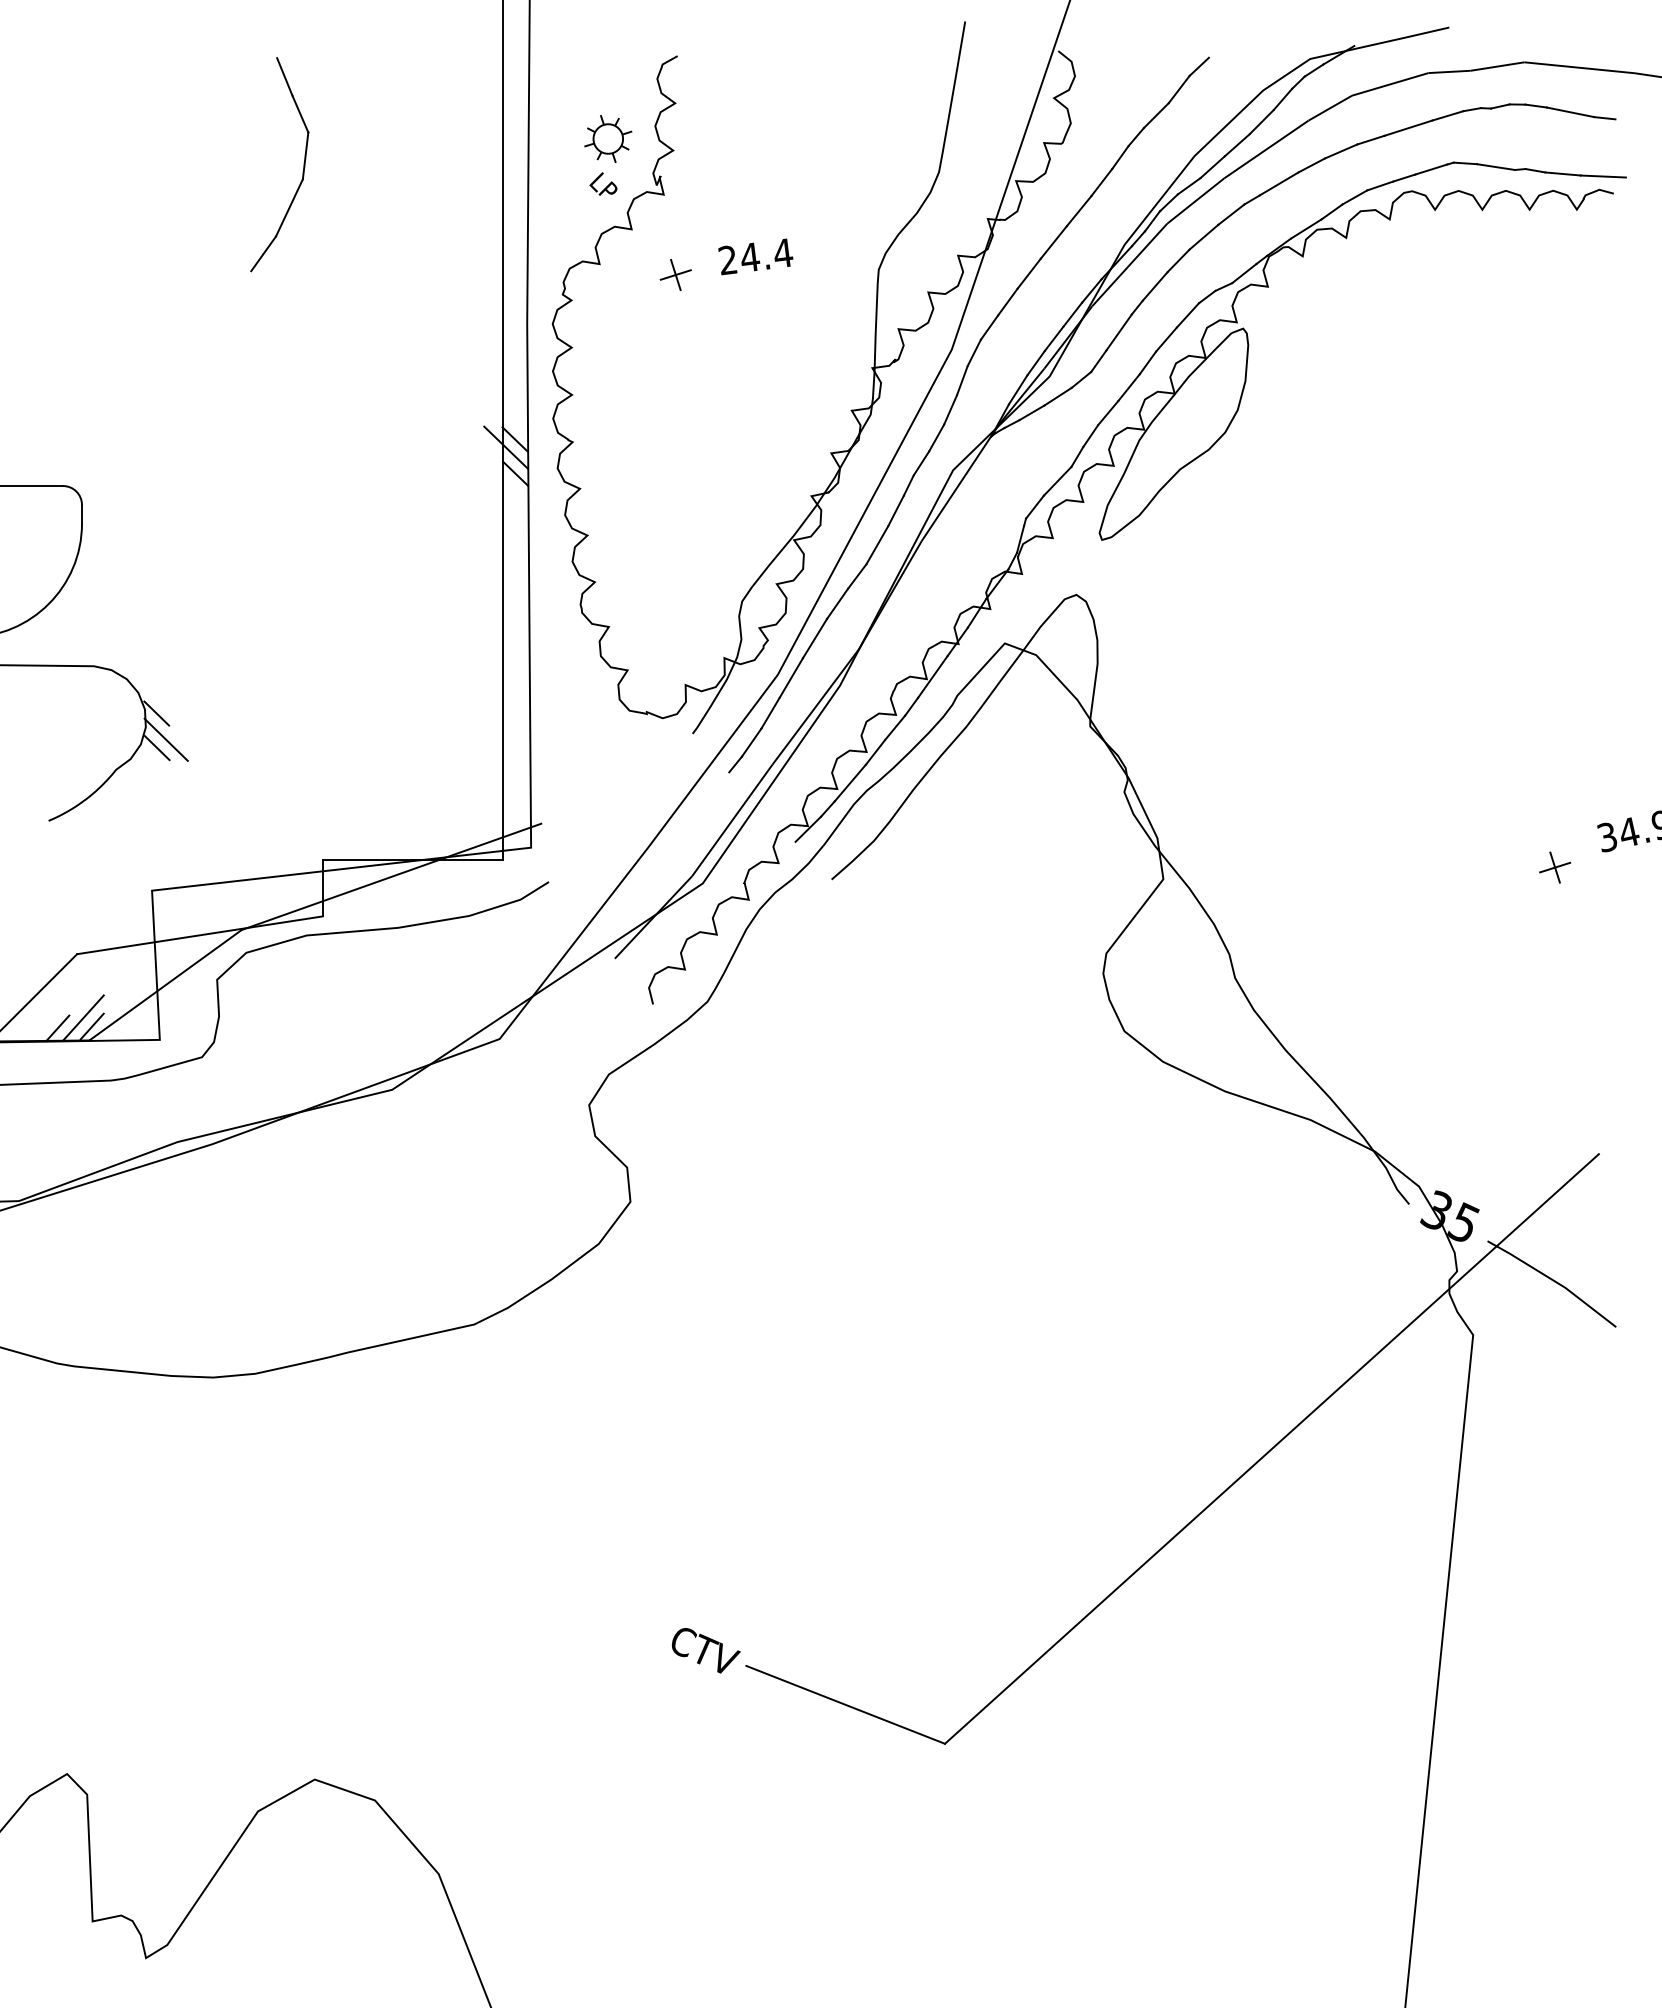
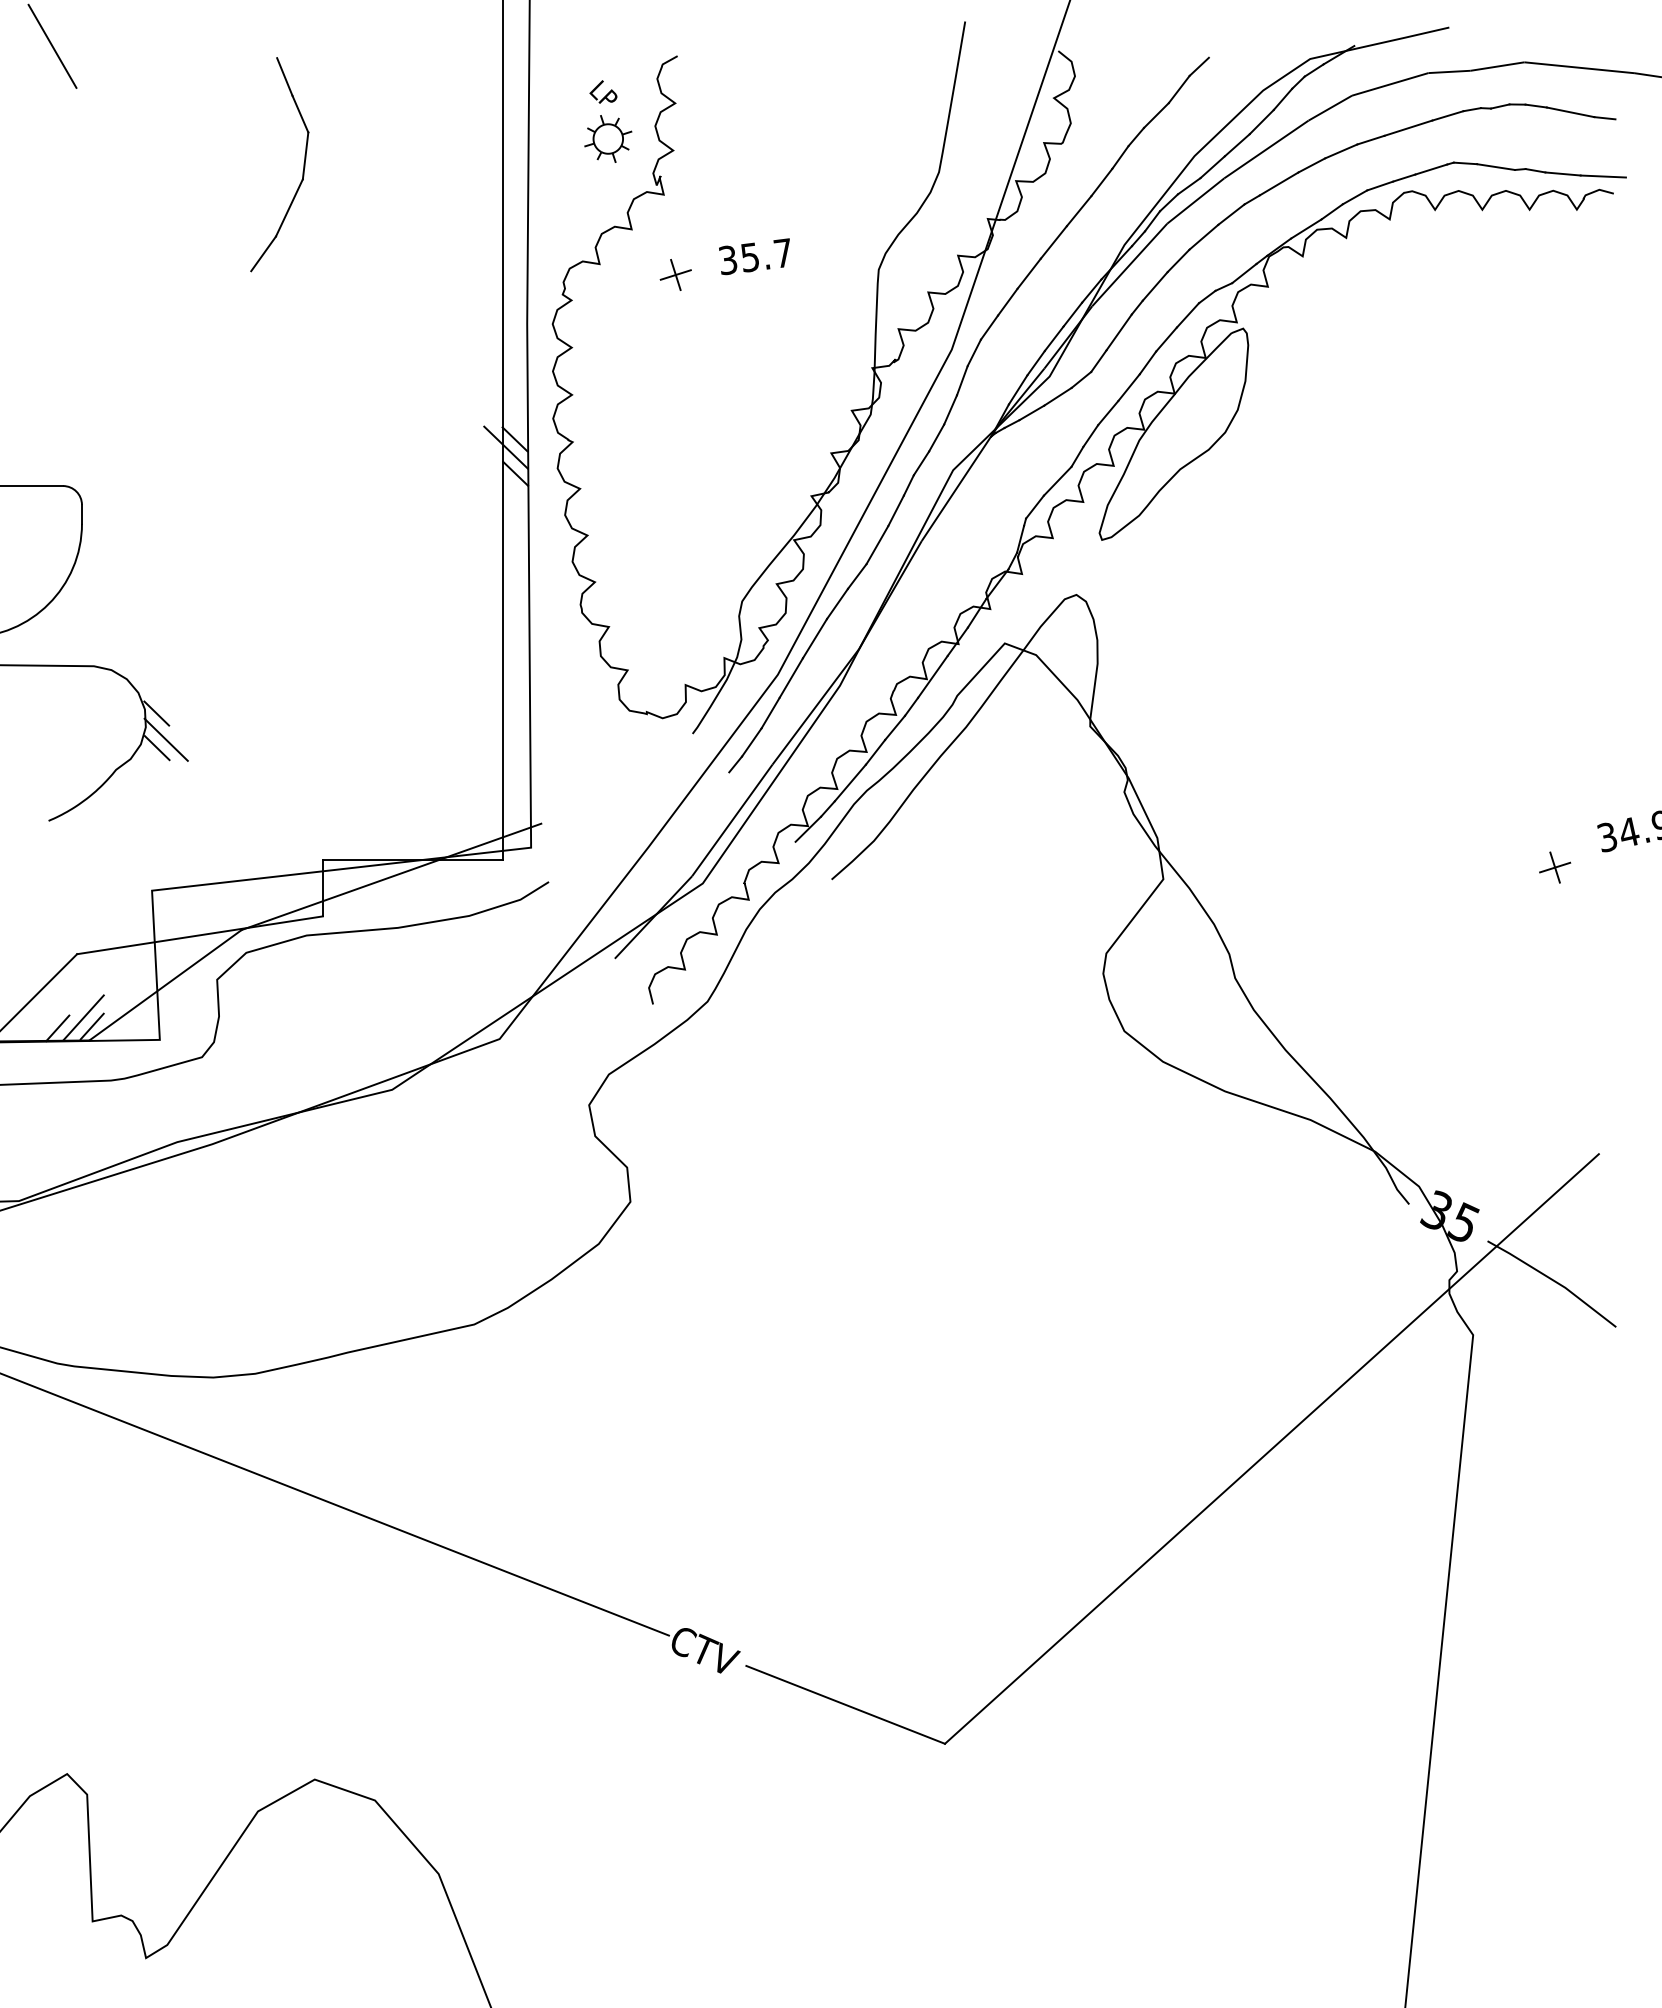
line: none -> present (52, 45)
text position: (603, 183) -> (603, 91) (603, 91)
text: 24.4 -> 35.7 (755, 256)
line: none -> present (335, 1504)
